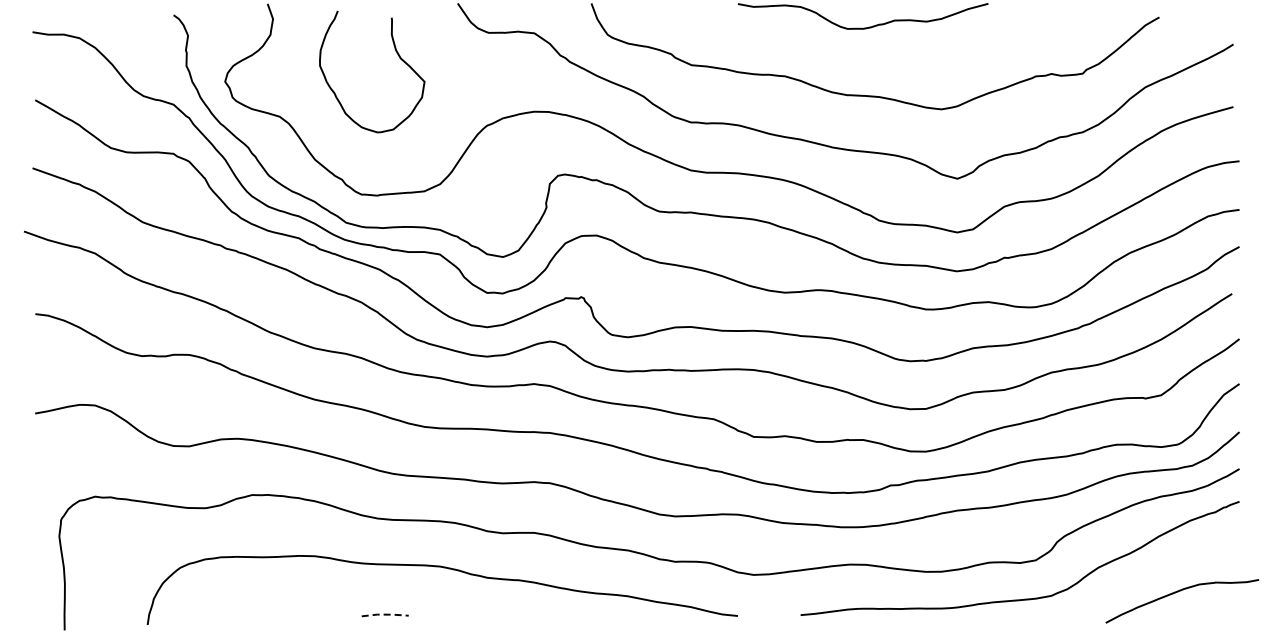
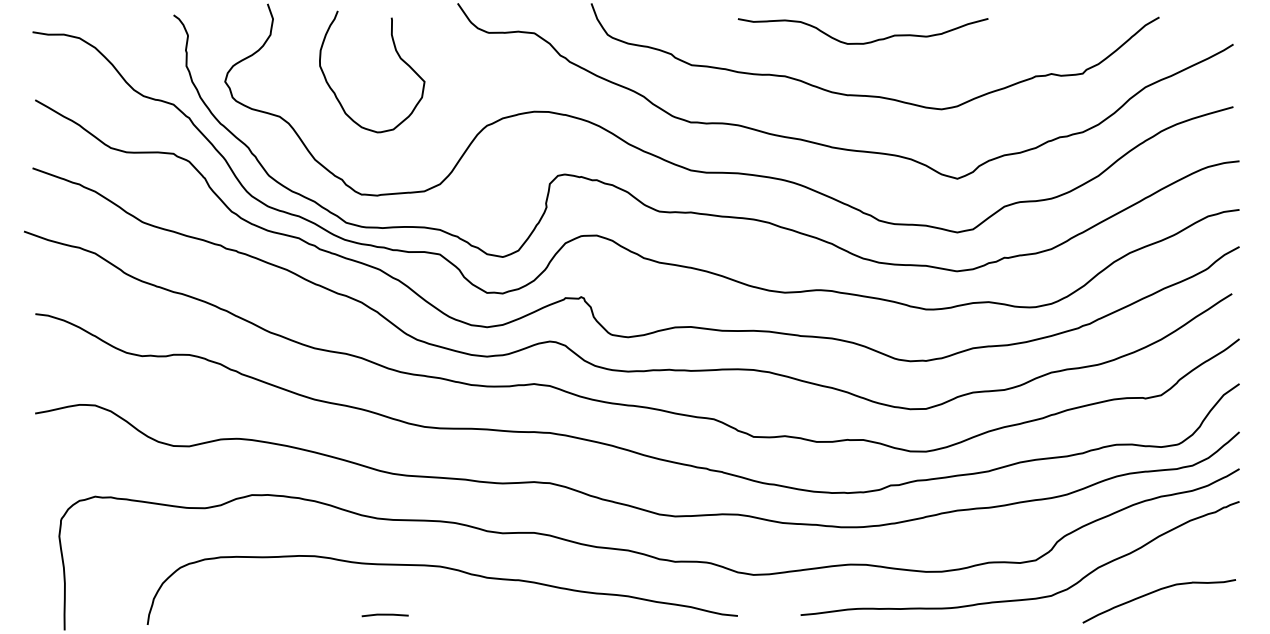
curve position: (861, 27) -> (861, 42) (861, 42)
curve position: (1178, 592) -> (1155, 592) (1155, 592)
line: dashed -> solid (385, 614)
